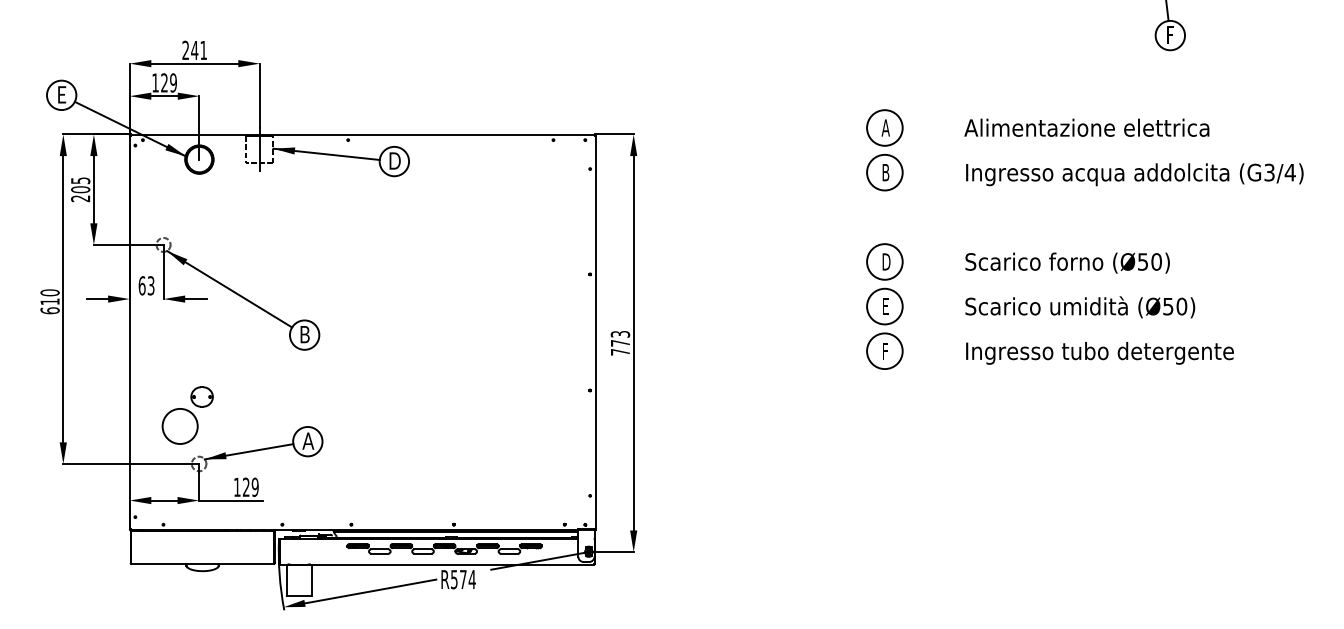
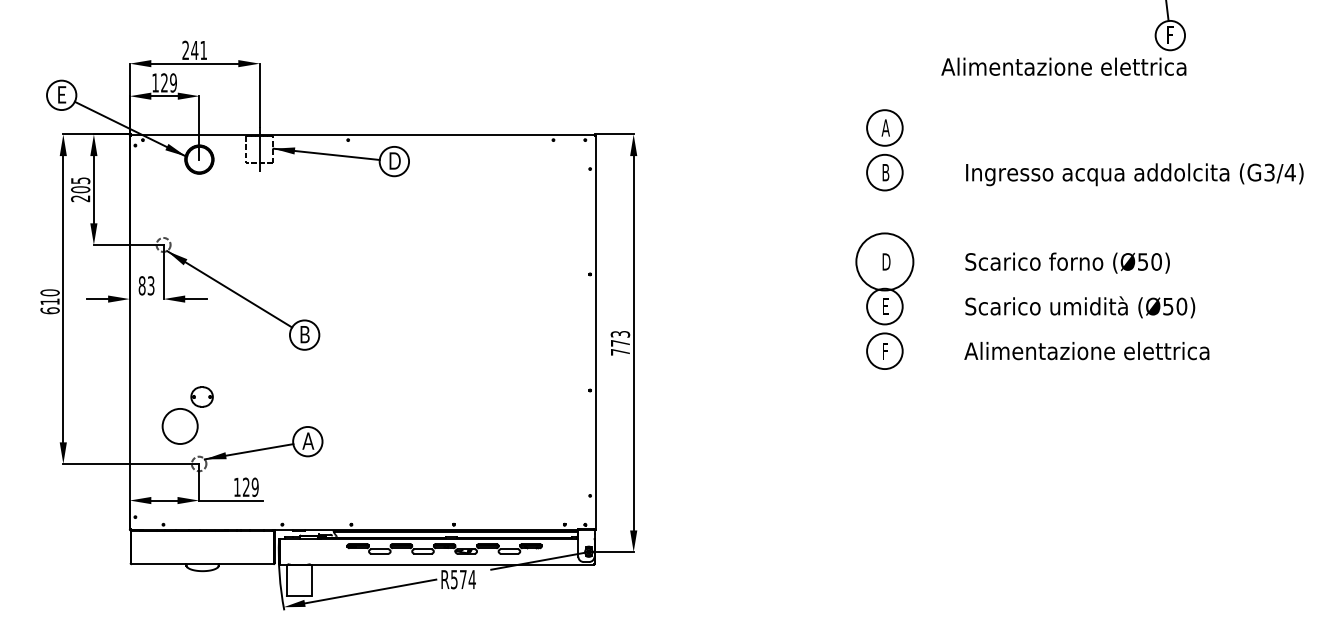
text position: (1086, 127) -> (1063, 66) (1063, 66)
circle diameter: 36 px -> 57 px (884, 261)
text: 63 -> 83 (141, 285)
text: Ingresso tubo detergente -> Alimentazione elettrica (1098, 352)
